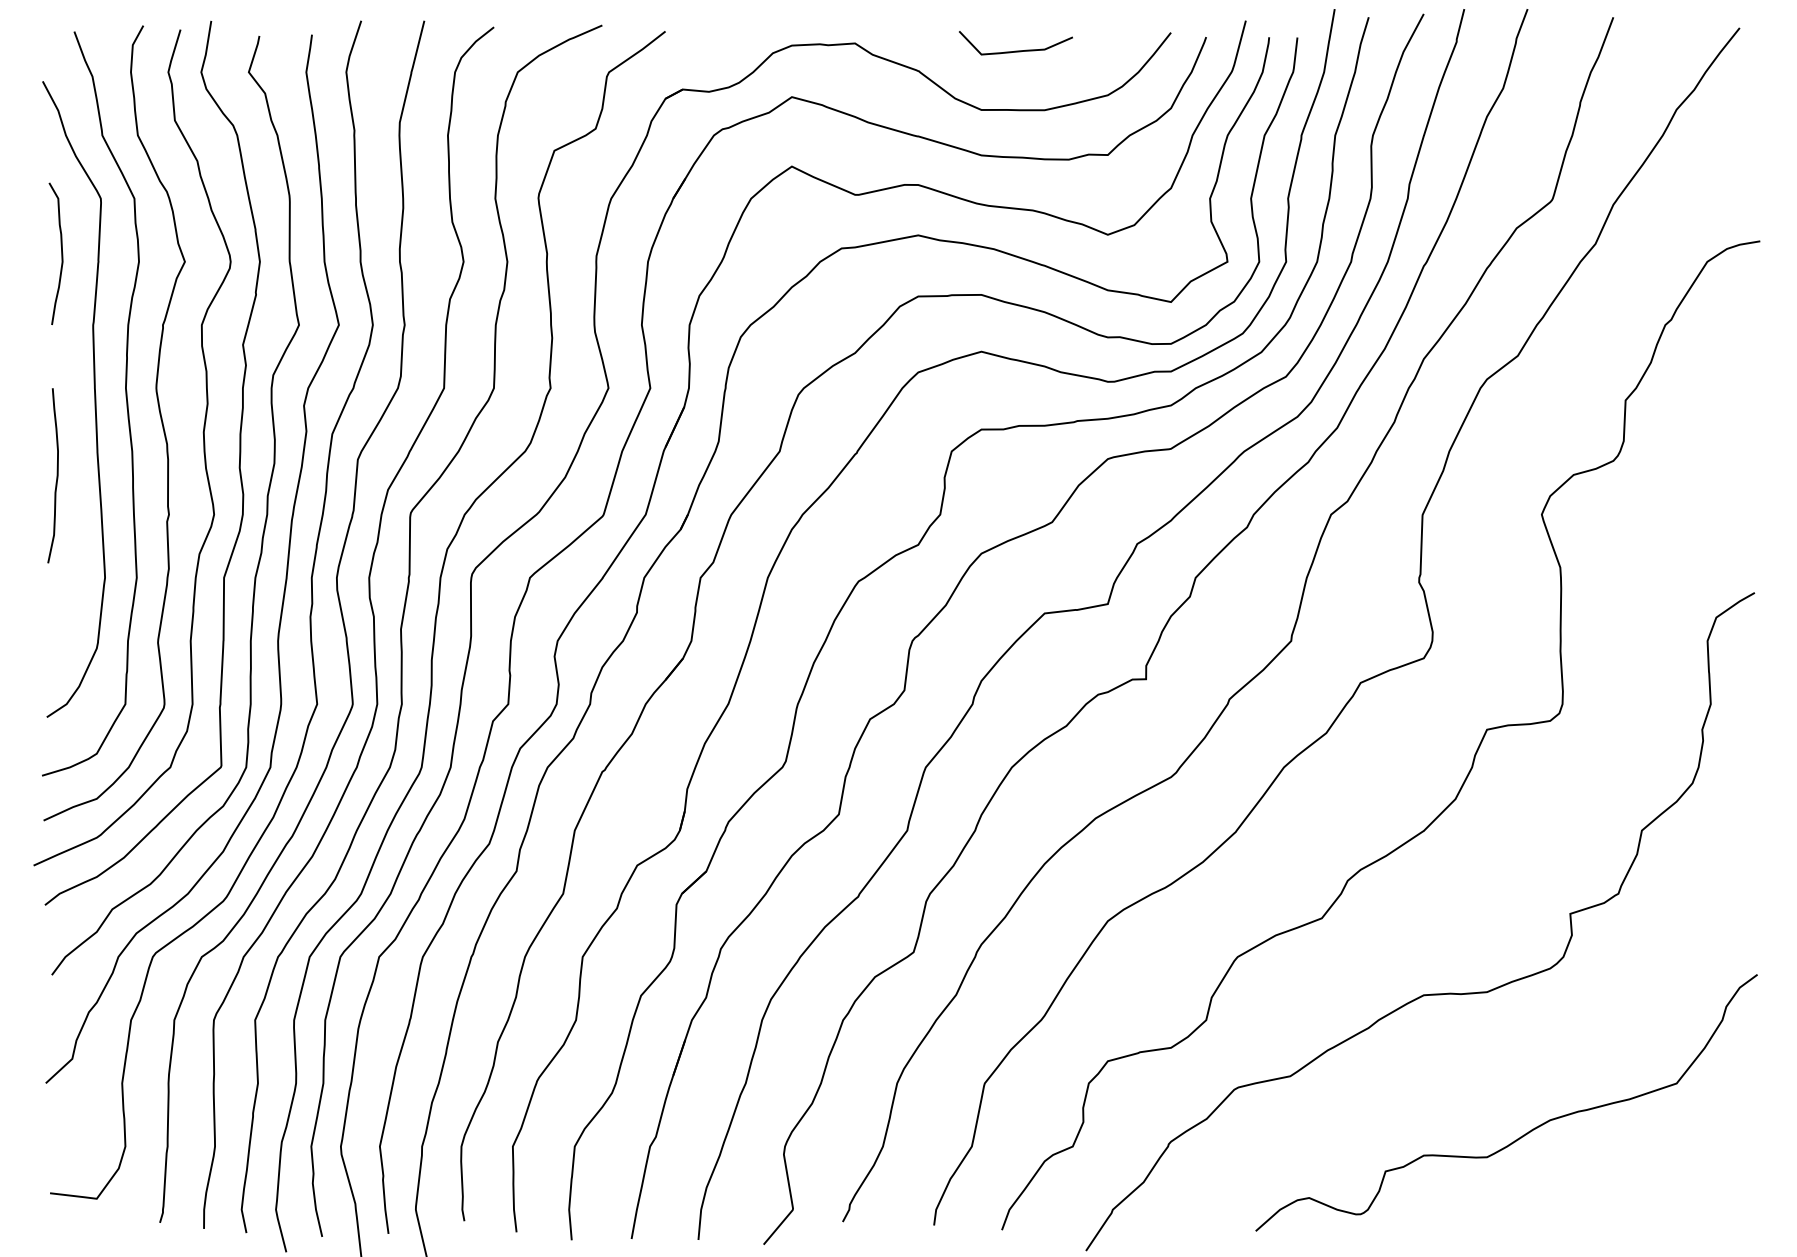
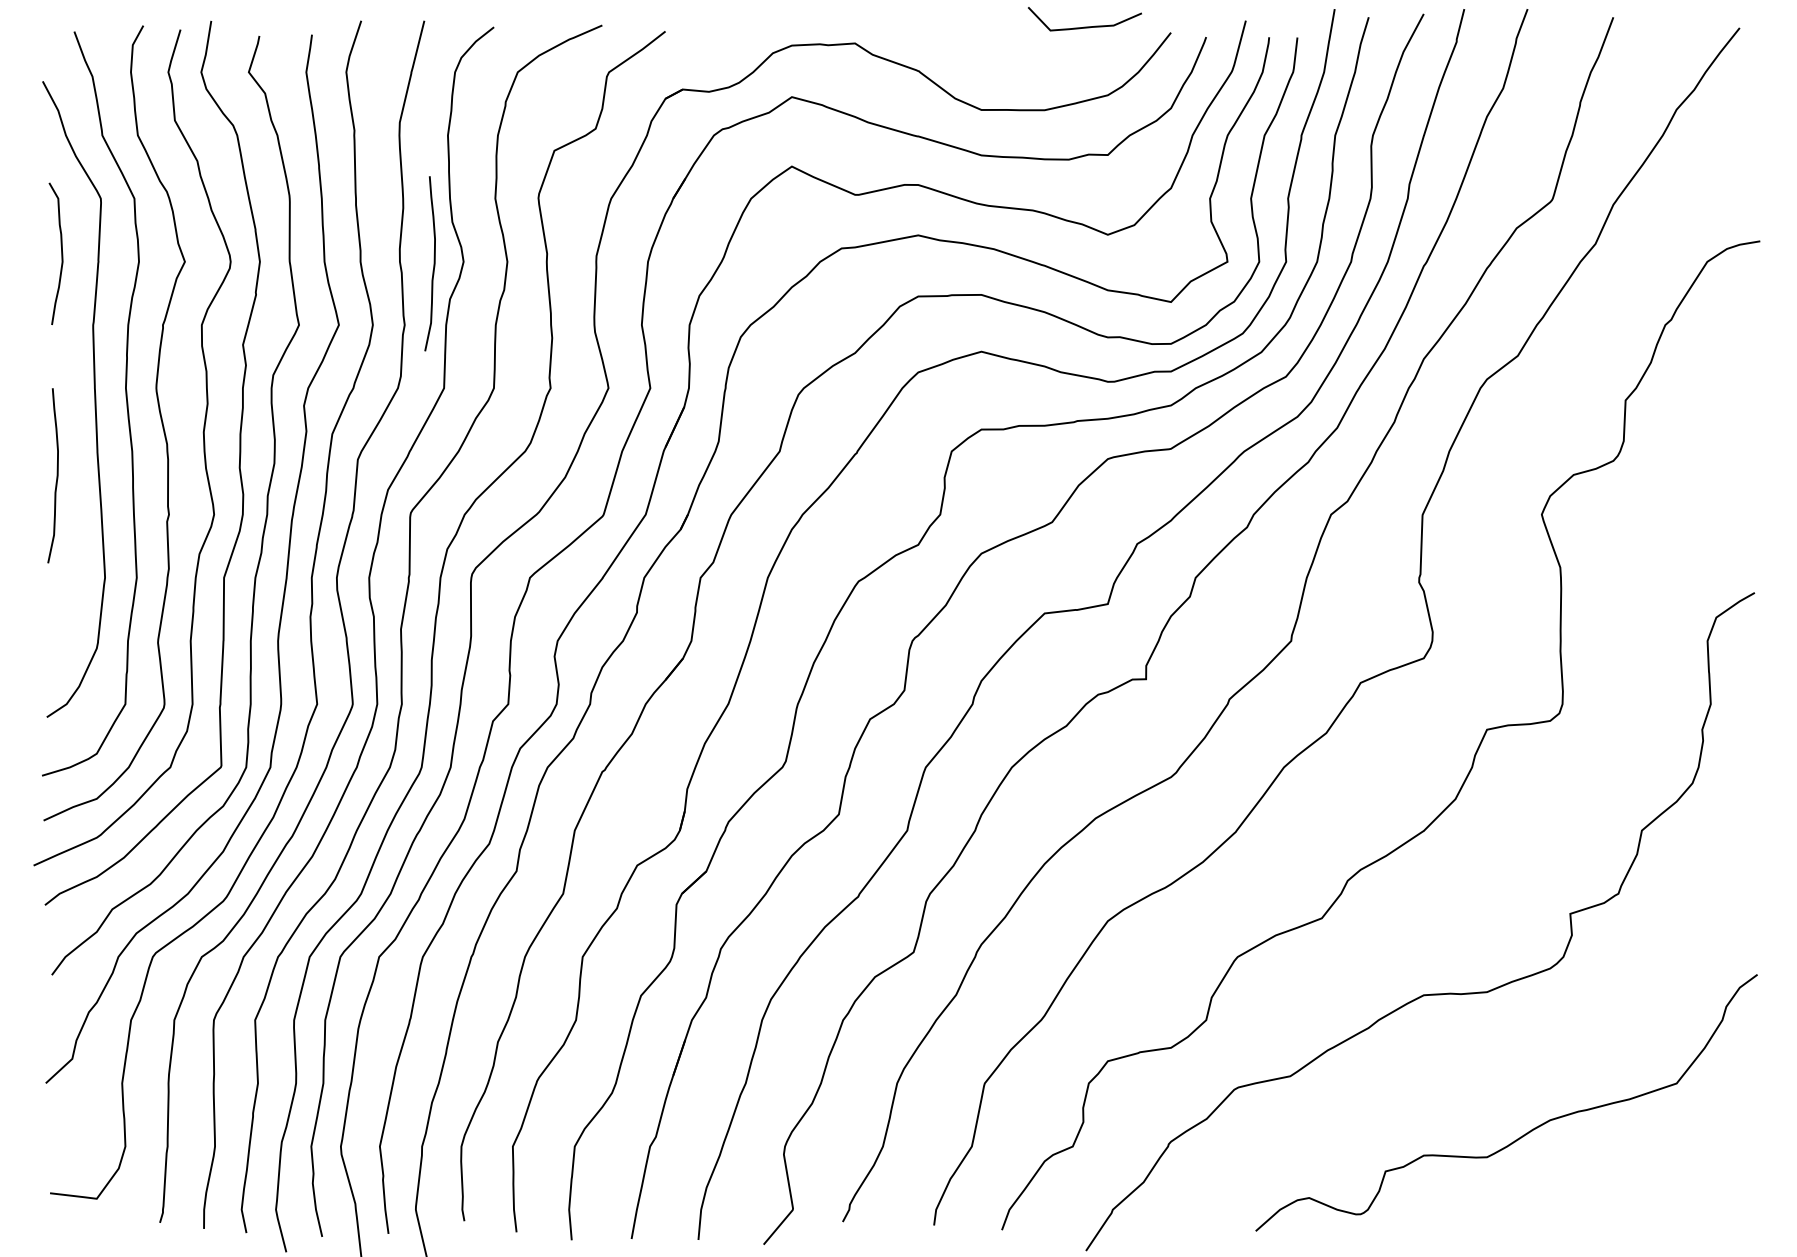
curve position: (1015, 50) -> (1084, 26) (1084, 26)
curve: none -> present (433, 263)
